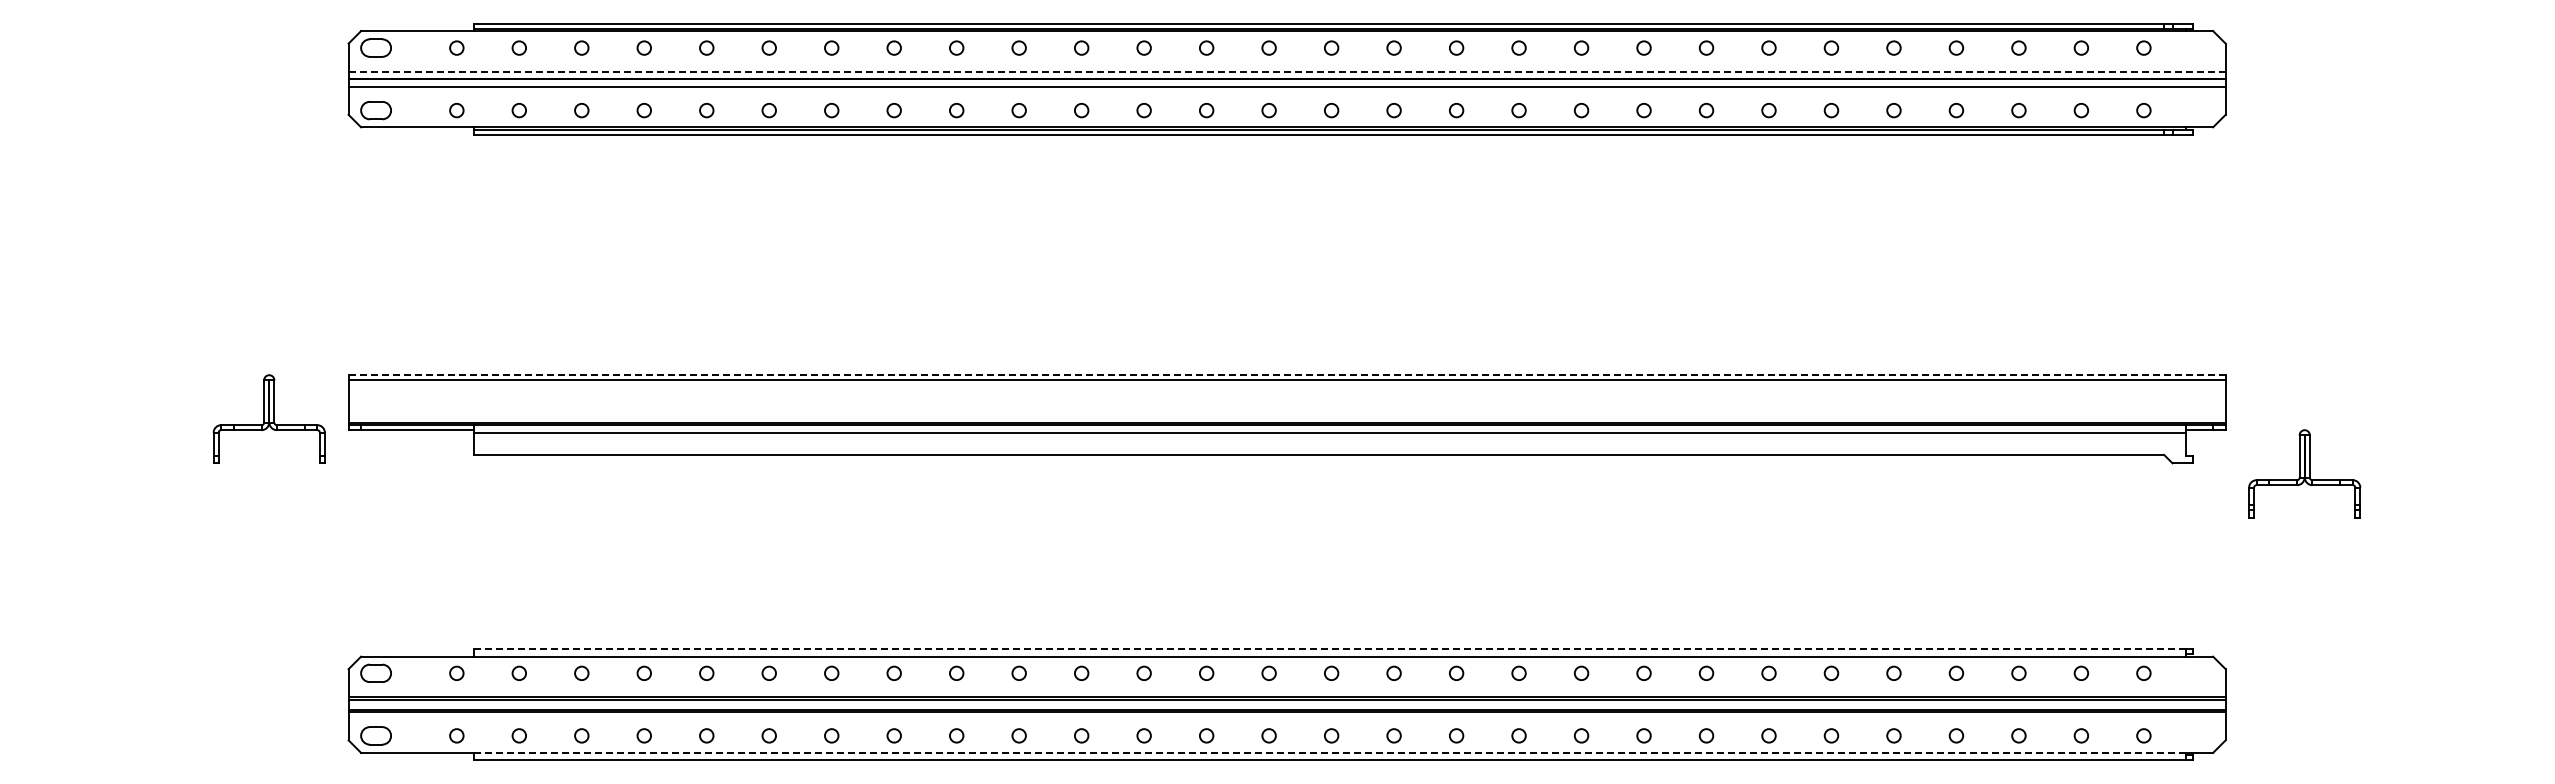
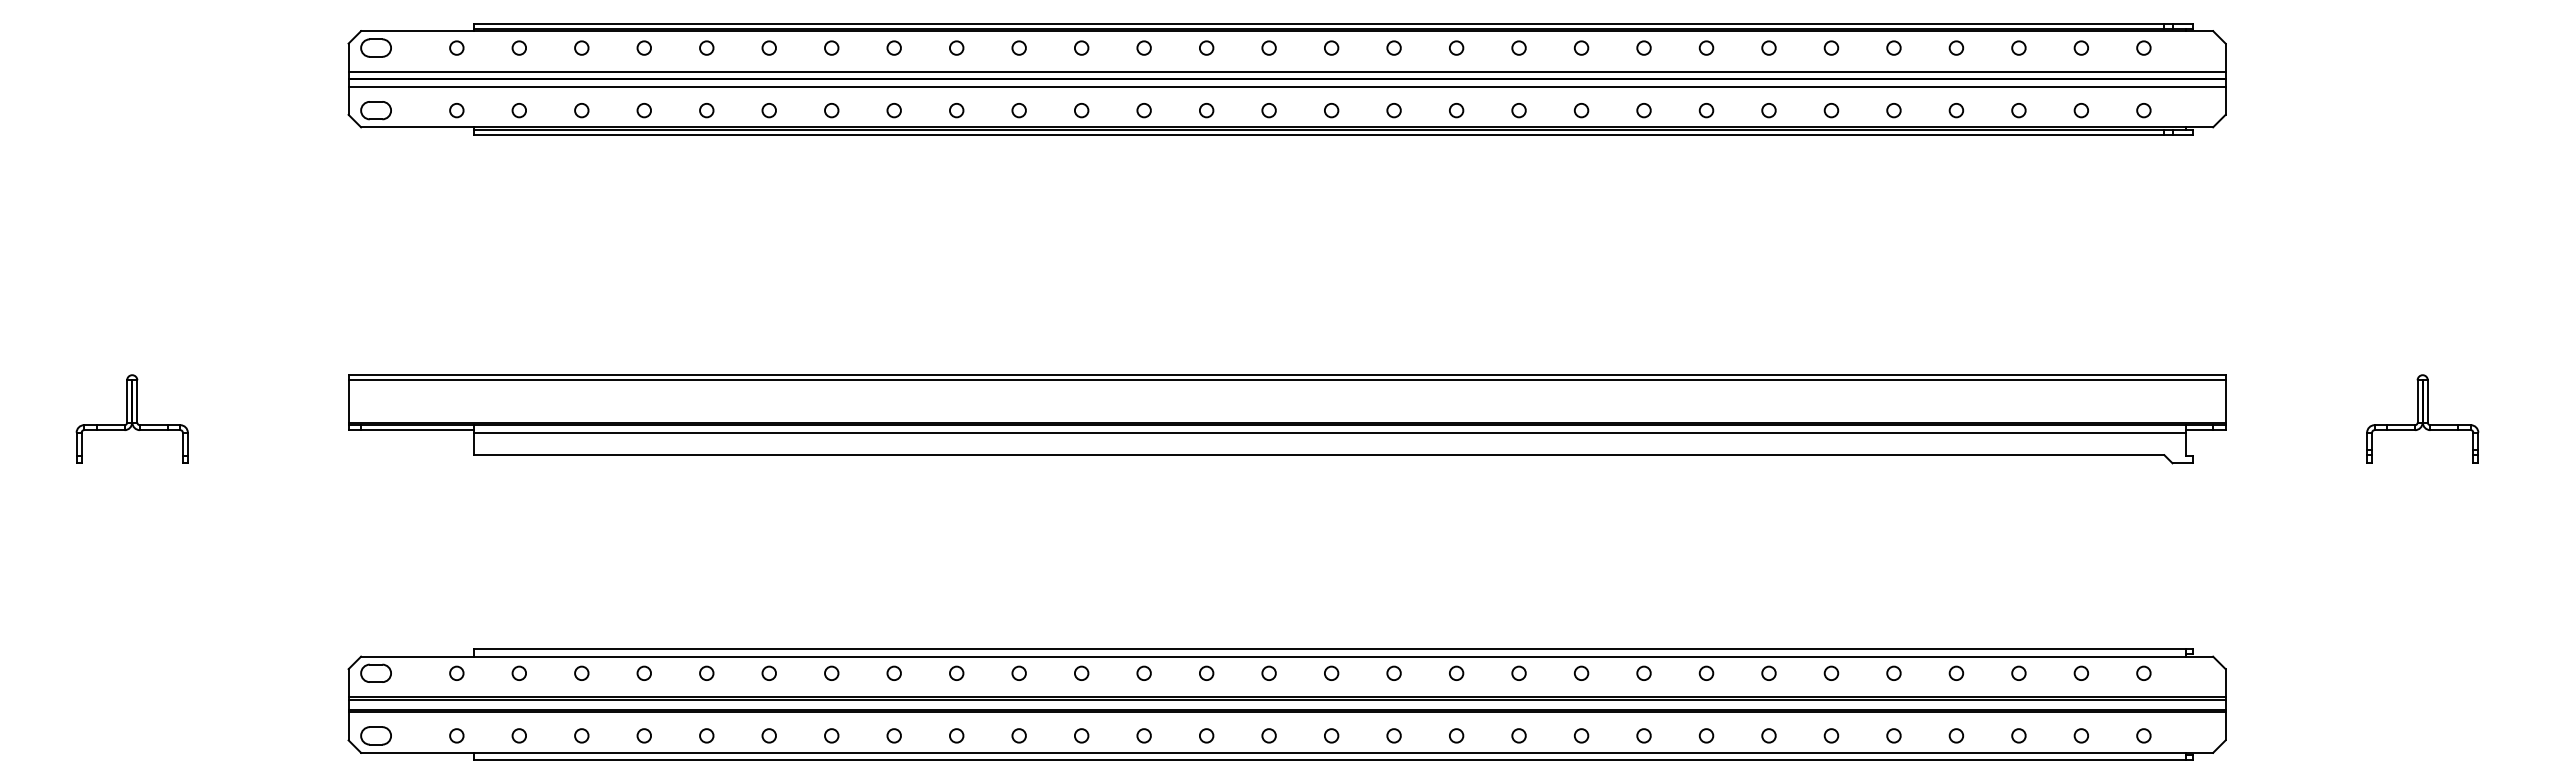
line: dashed -> solid (1287, 71)
line: dashed -> solid (1287, 375)
part position: (268, 418) -> (131, 418) (131, 418)
part position: (2304, 473) -> (2422, 418) (2422, 418)
line: dashed -> solid (1329, 649)
line: dashed -> solid (1330, 752)
